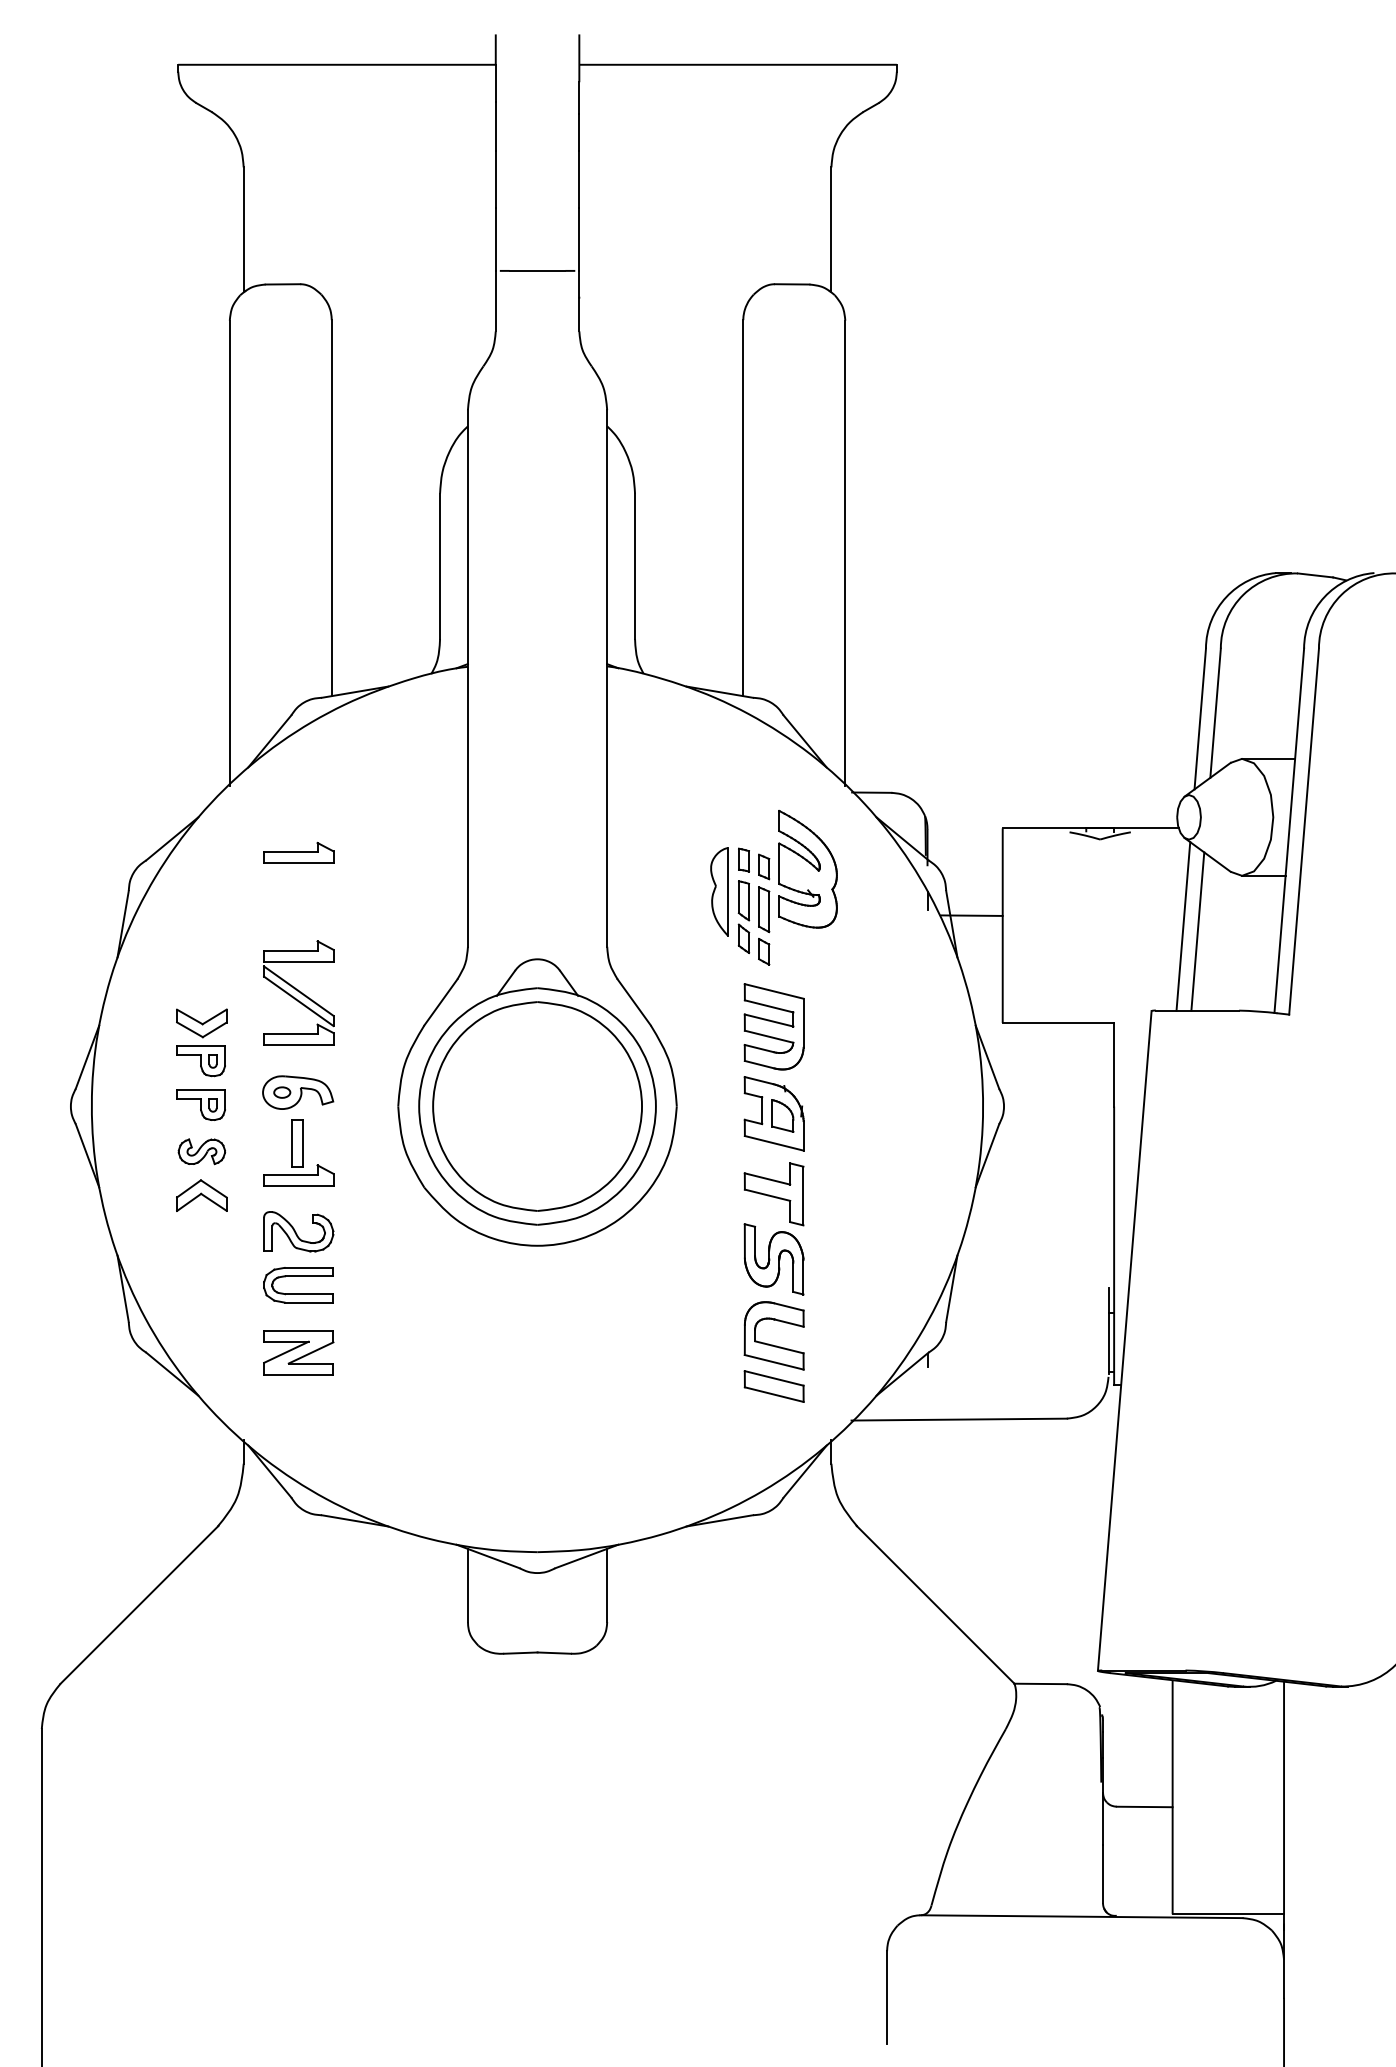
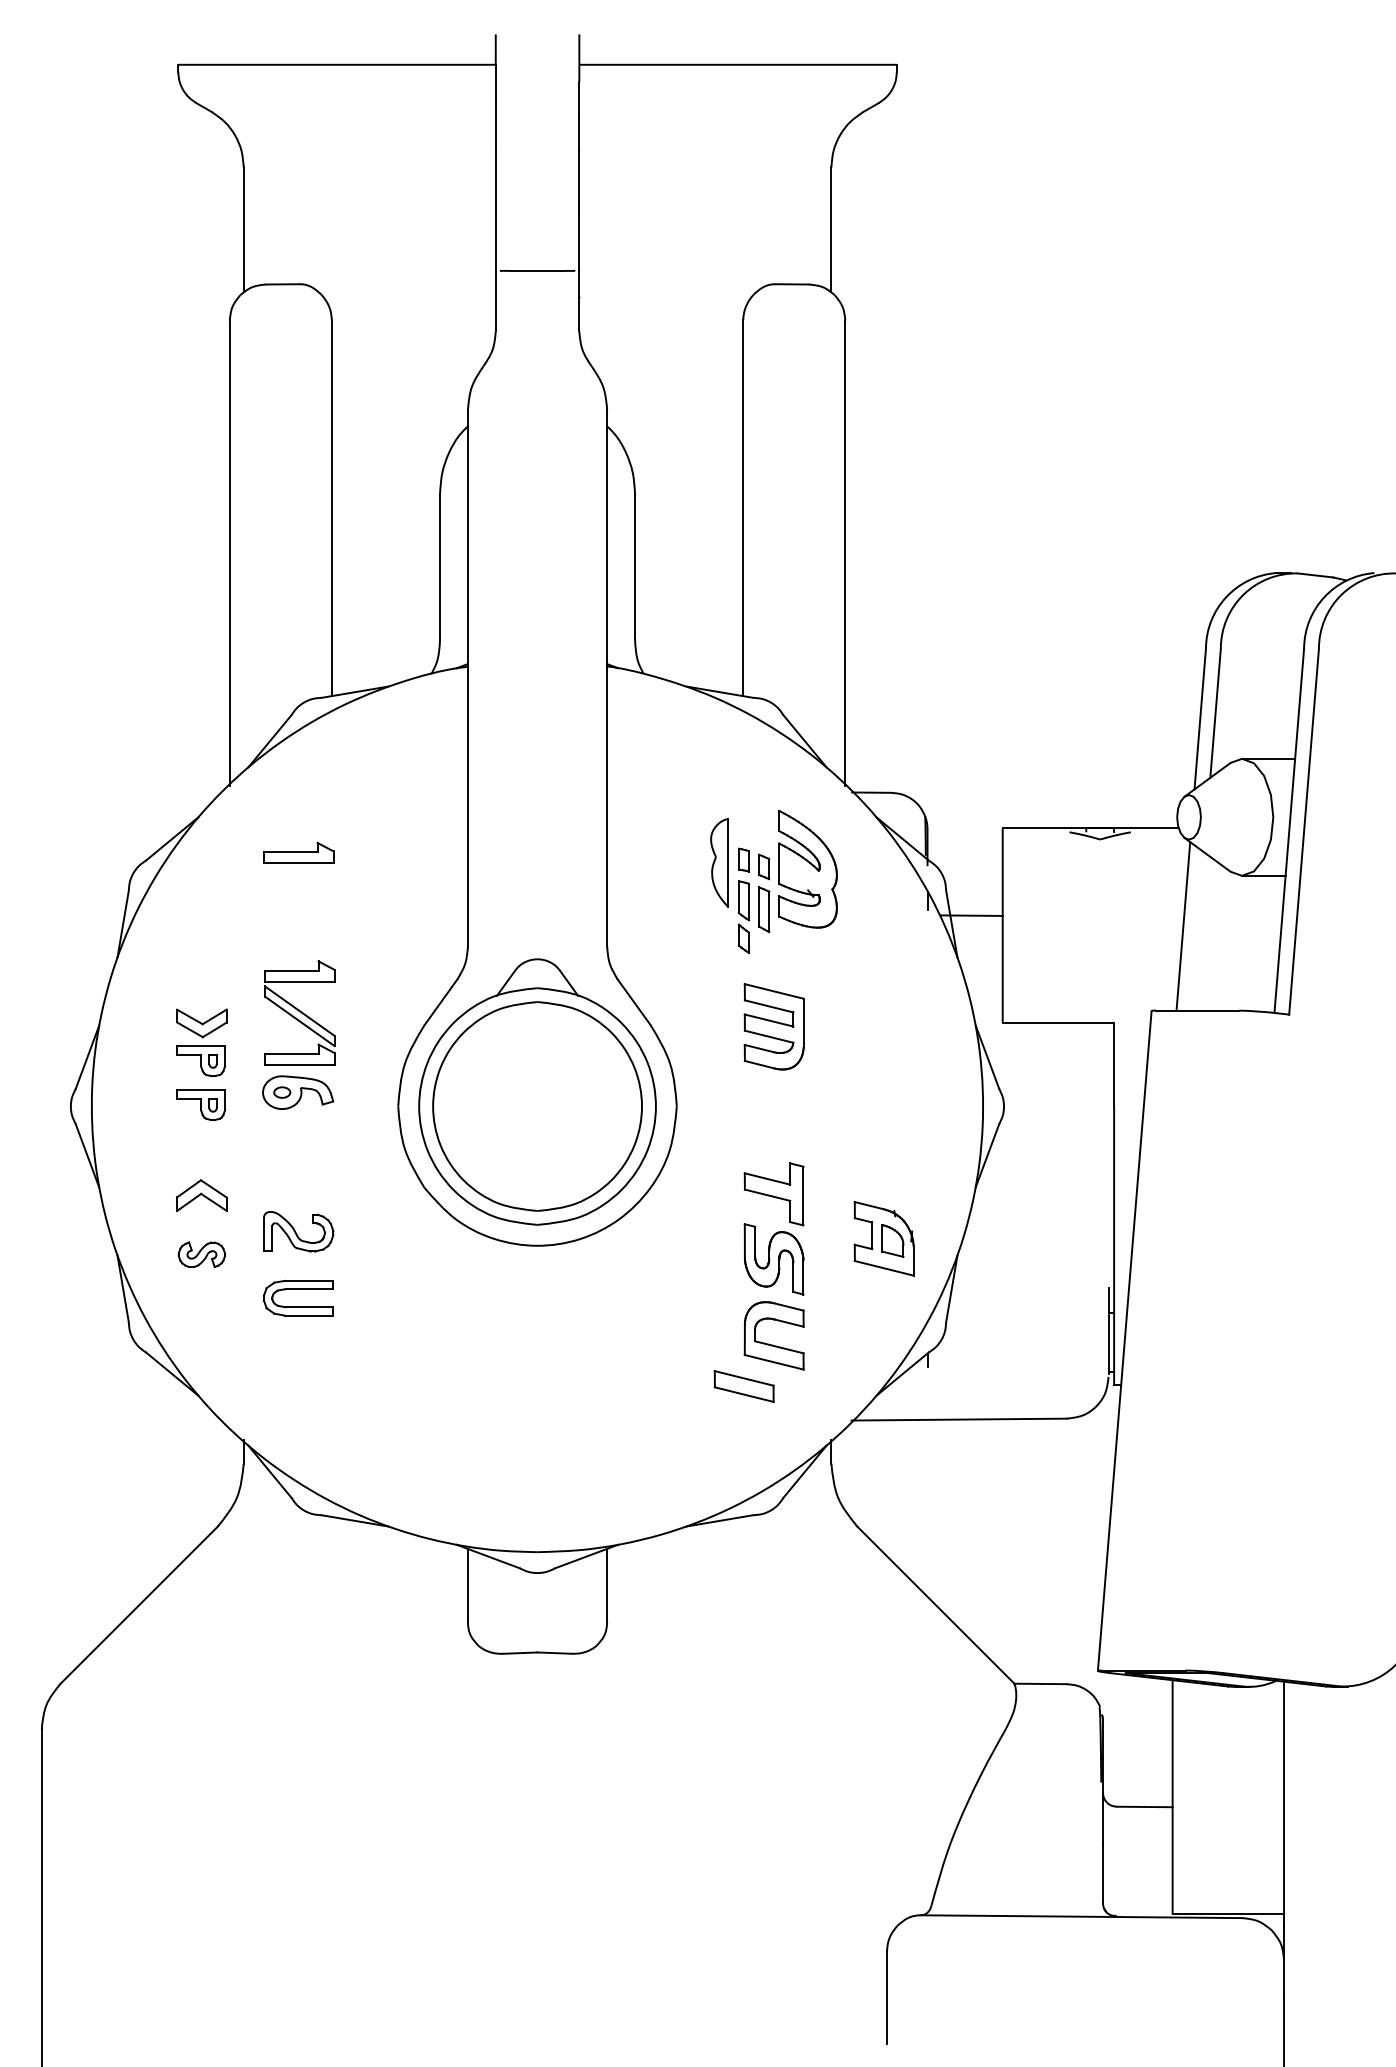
part position: (719, 891) -> (719, 862) (719, 862)
line: present -> none (1197, 931)
part: present -> none (764, 951)
part position: (298, 992) -> (299, 1012) (299, 1012)
part position: (773, 1113) -> (883, 1238) (883, 1238)
part position: (201, 1151) -> (201, 1254) (201, 1254)
part: present -> none (298, 1152)
part position: (298, 1293) -> (298, 1306) (298, 1306)
part: present -> none (298, 1352)
part position: (773, 1386) -> (743, 1386) (743, 1386)
